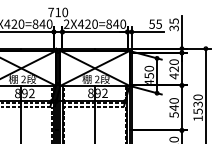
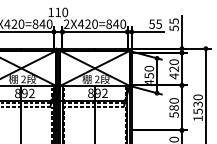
text: 710 -> 110 (50, 12)
text: 35 -> 55 (173, 27)
text: 540 -> 580 (173, 107)
